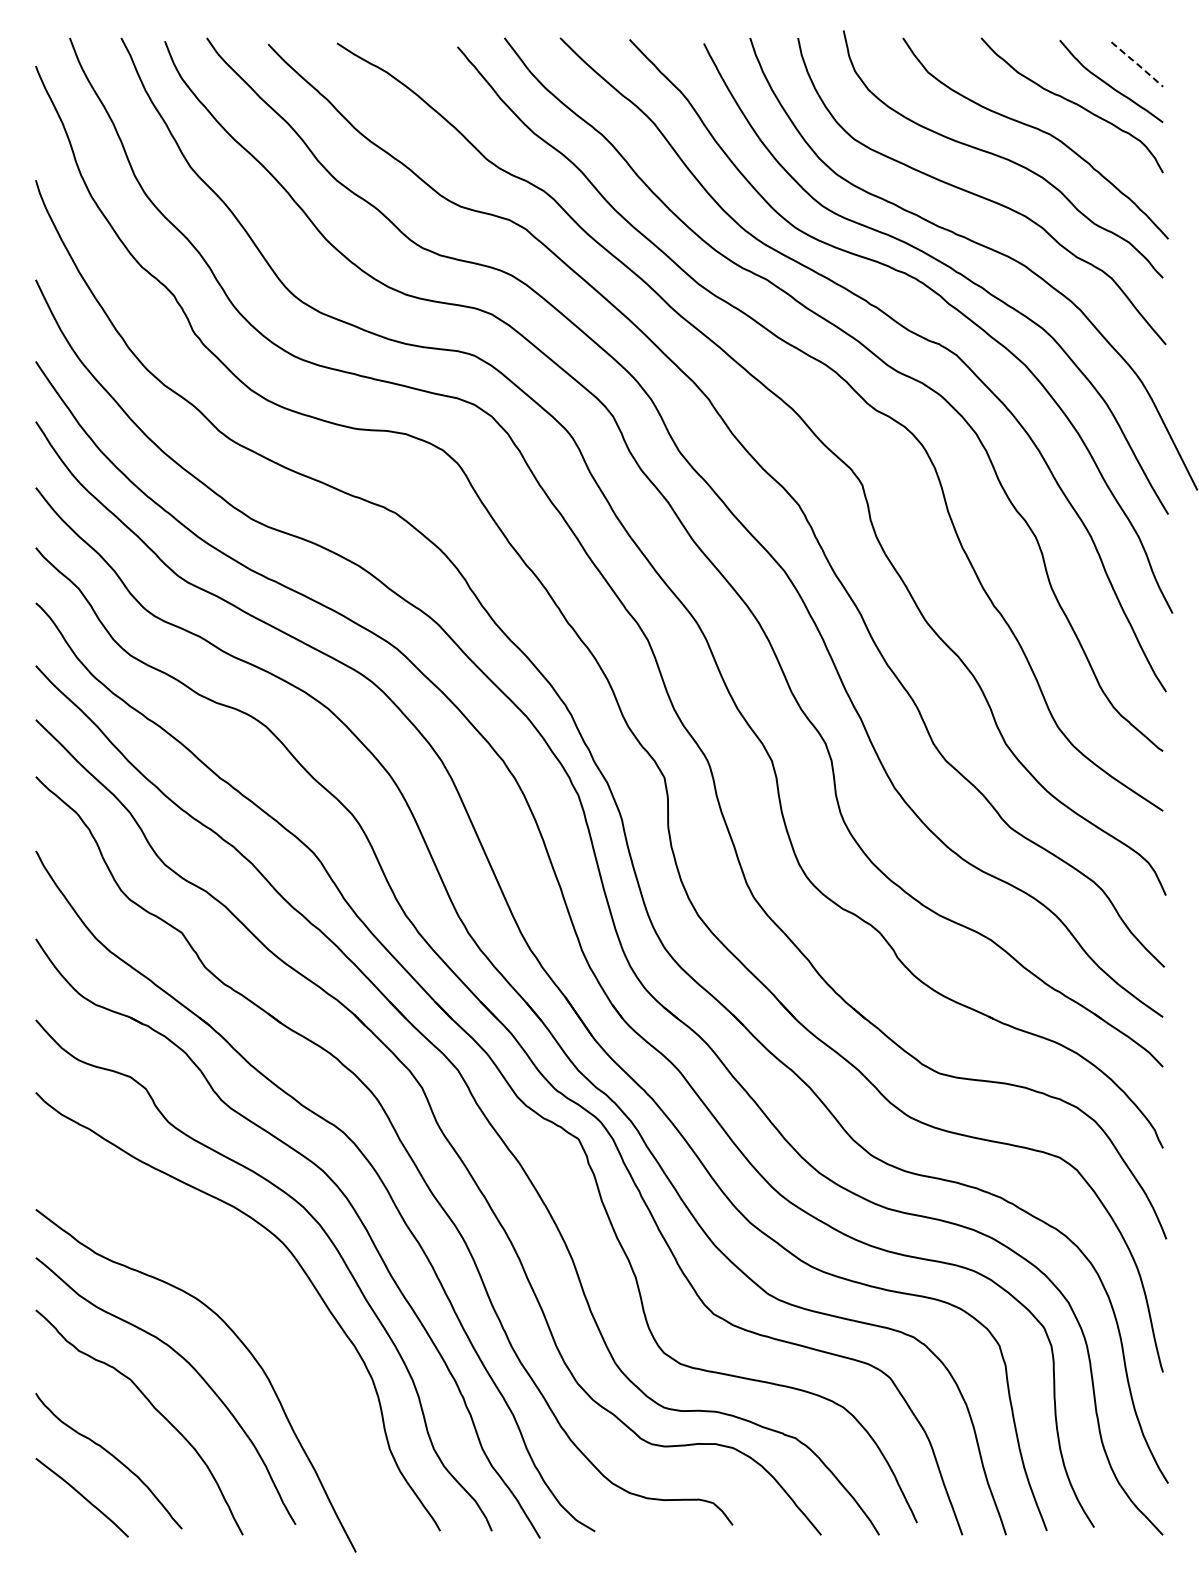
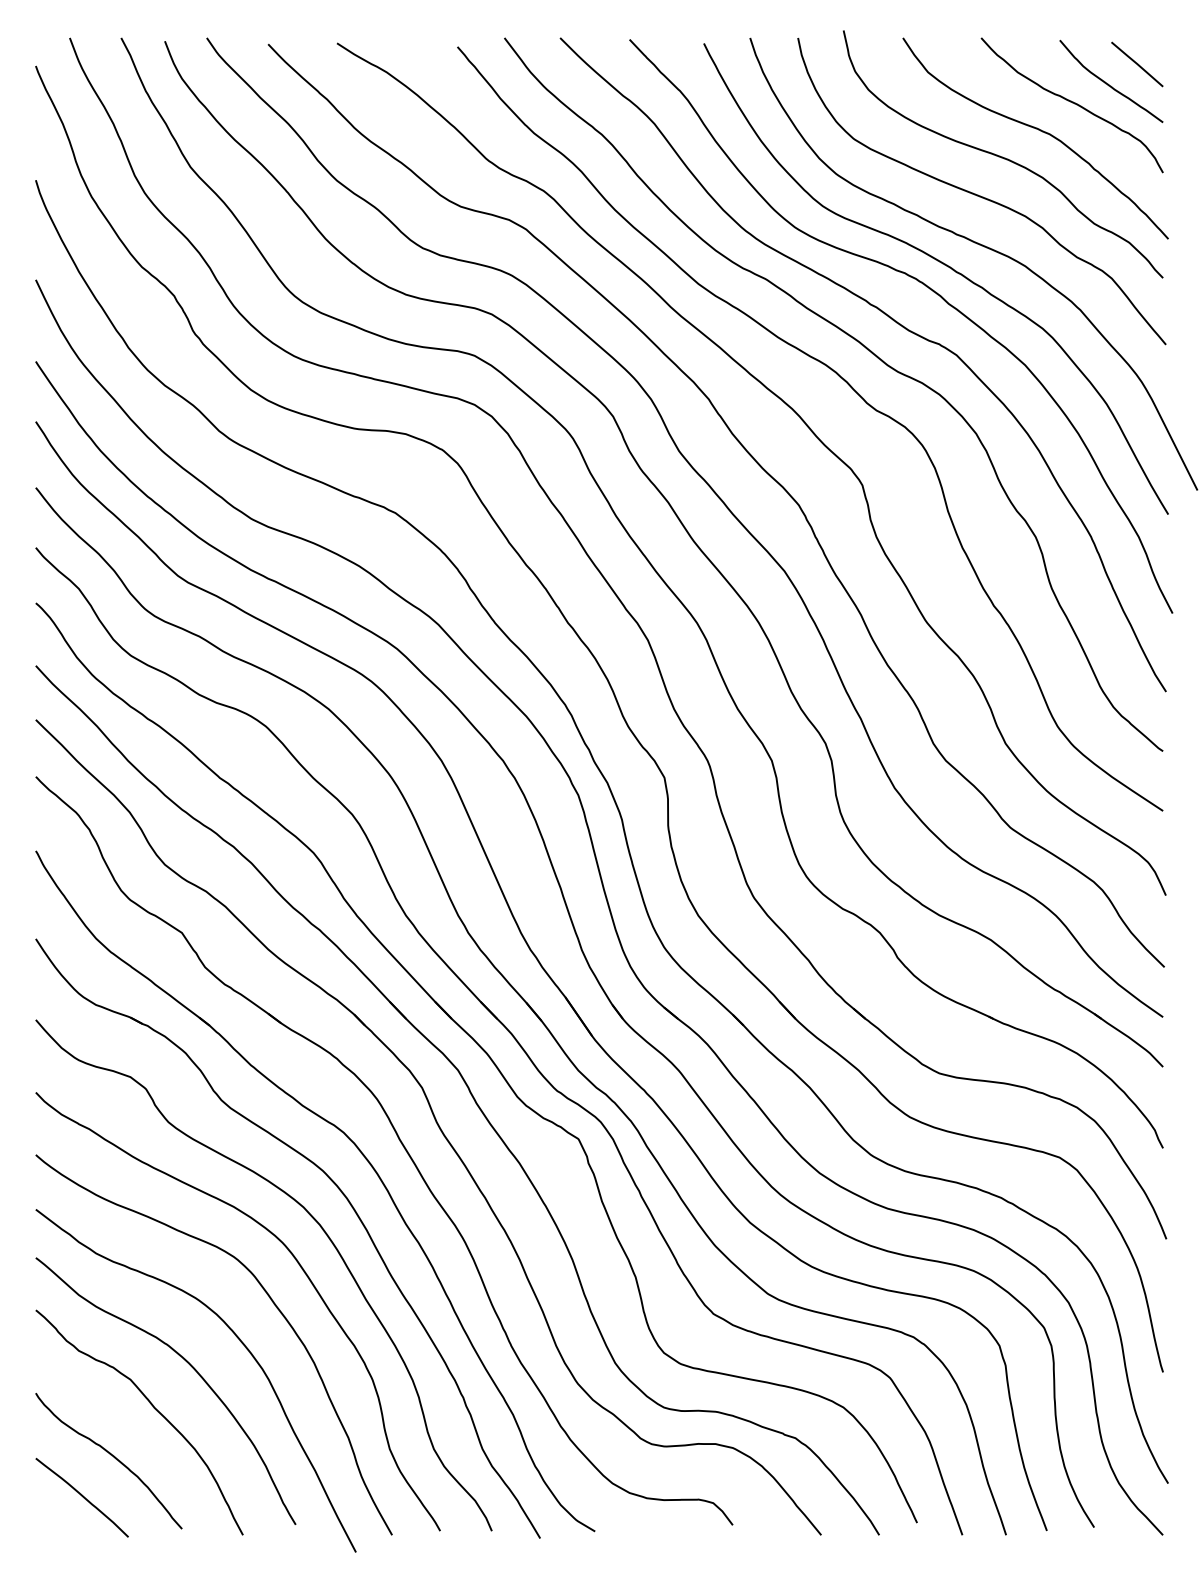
line: dashed -> solid (1137, 63)
curve: none -> present (273, 1304)
